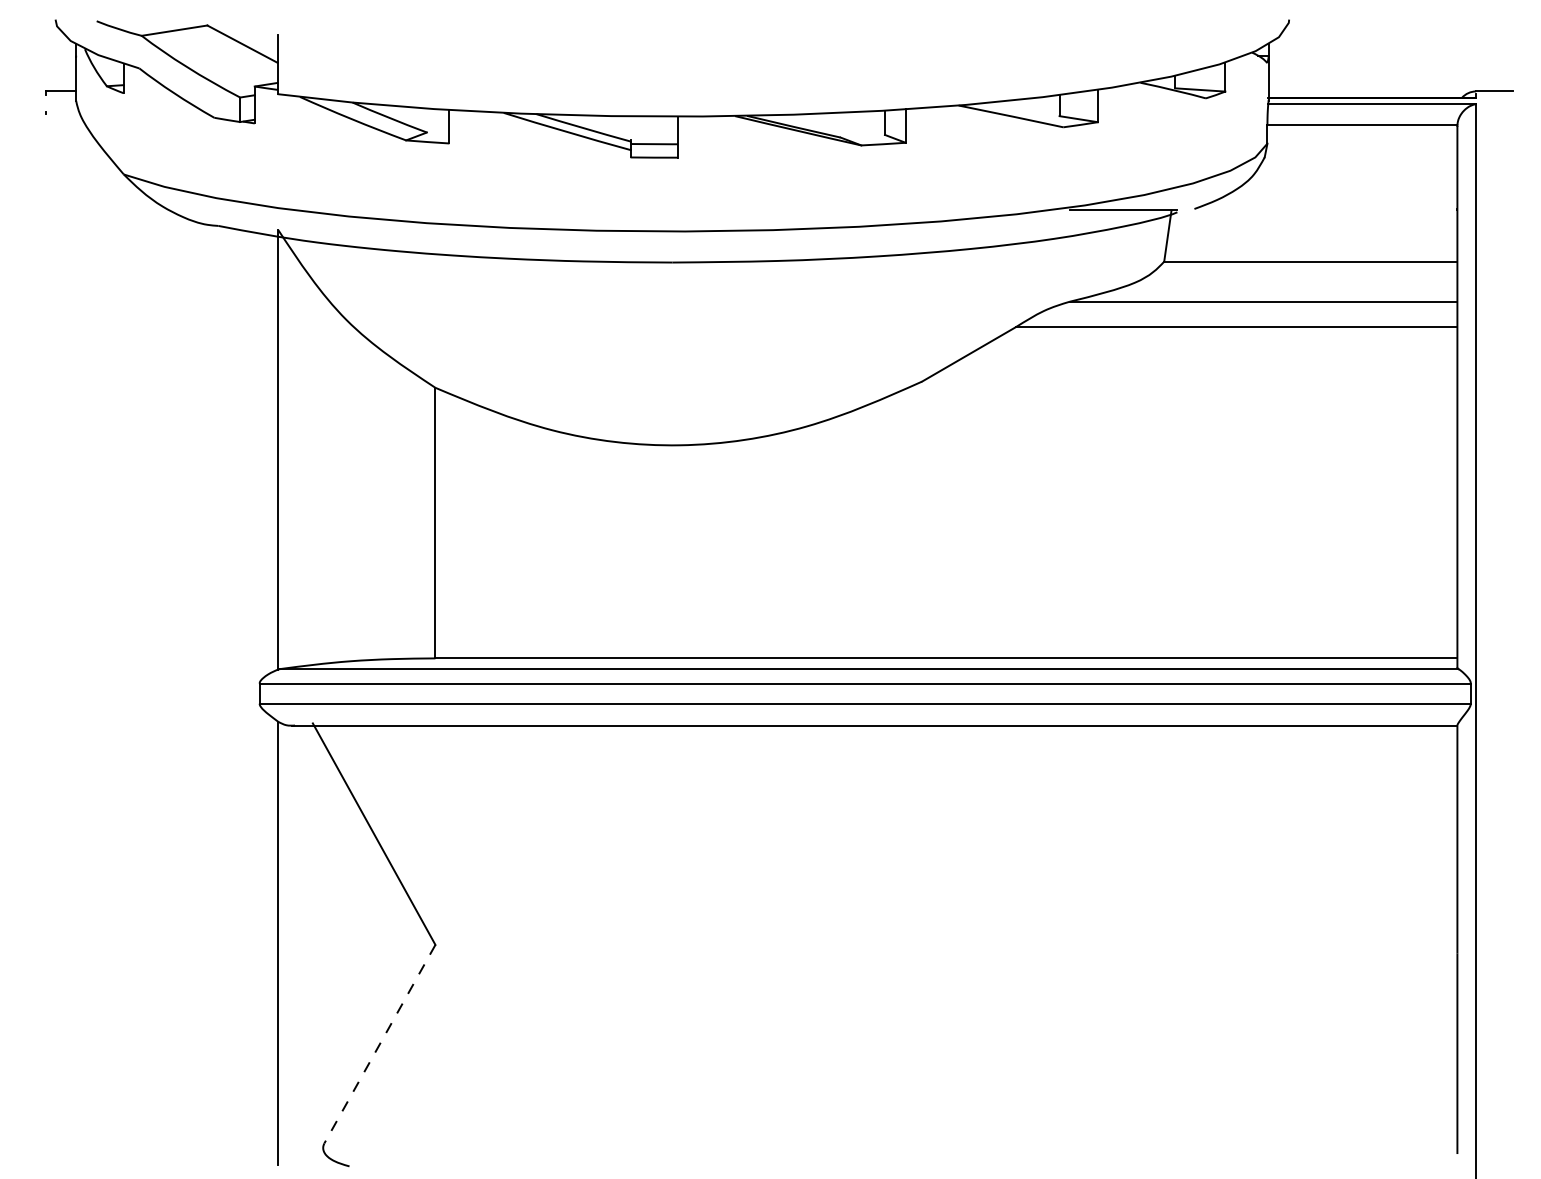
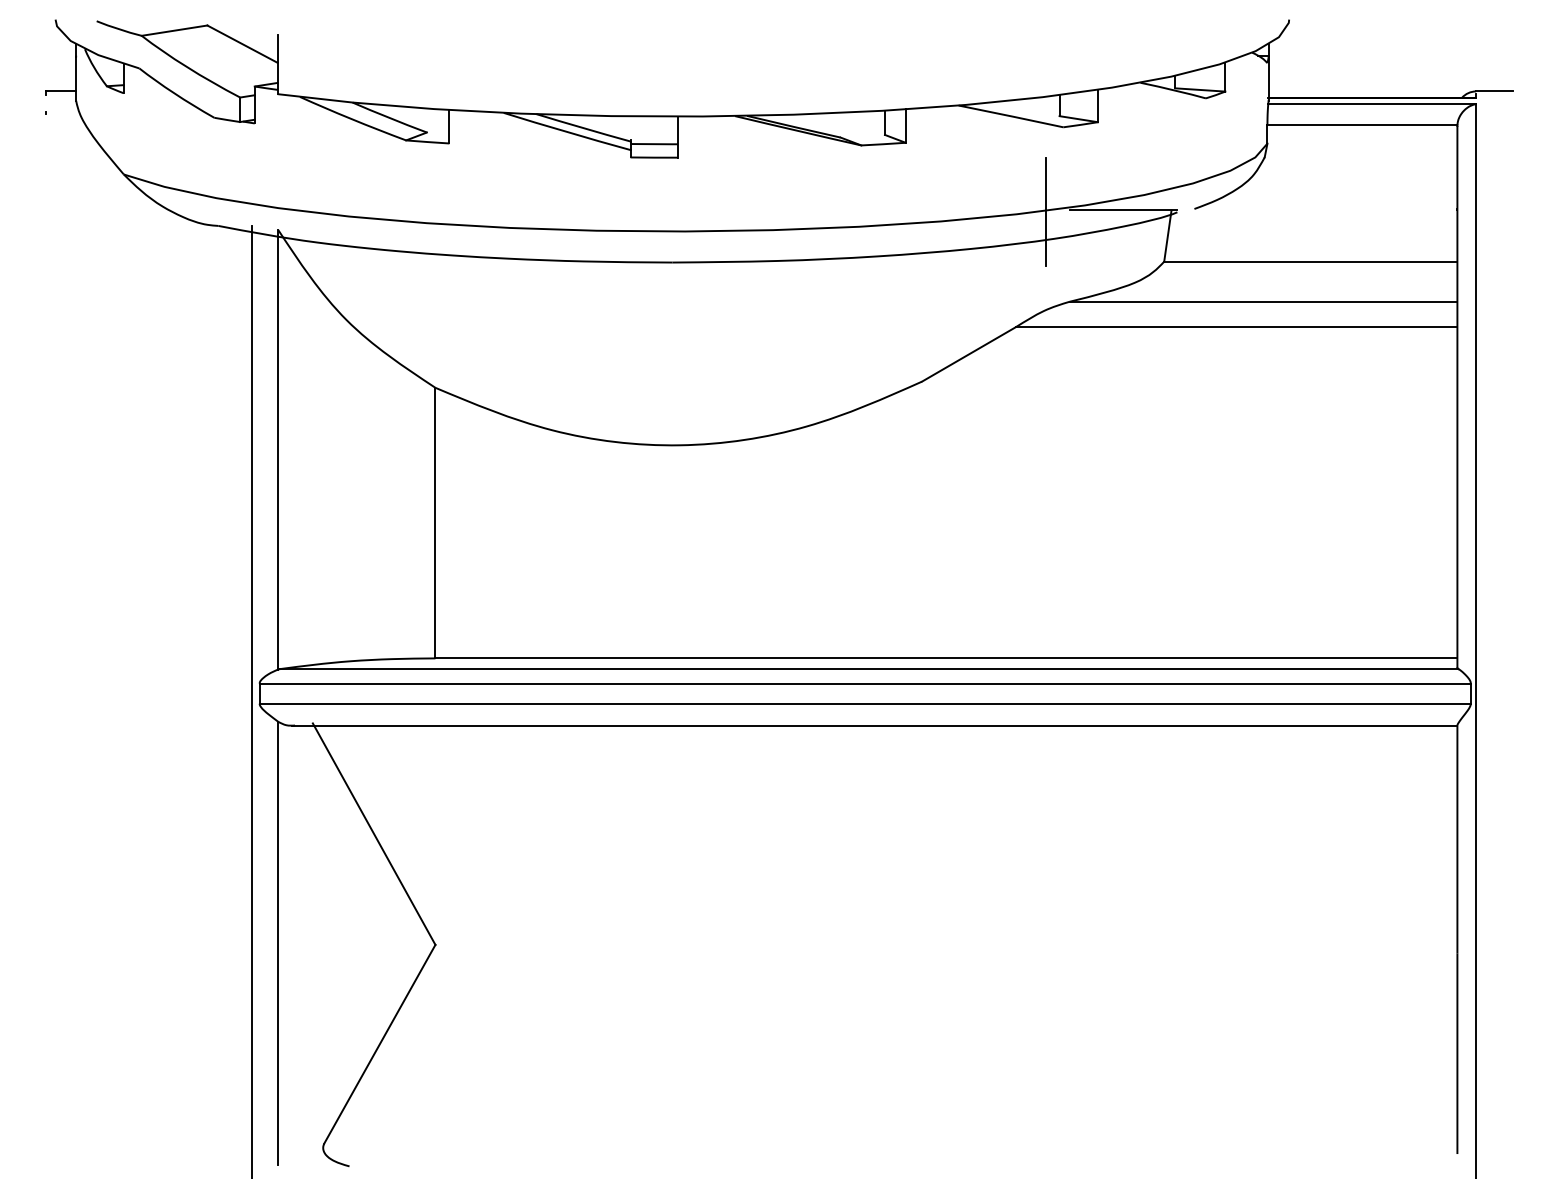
line: none -> present (1046, 212)
line: none -> present (252, 700)
line: dashed -> solid (379, 1044)
